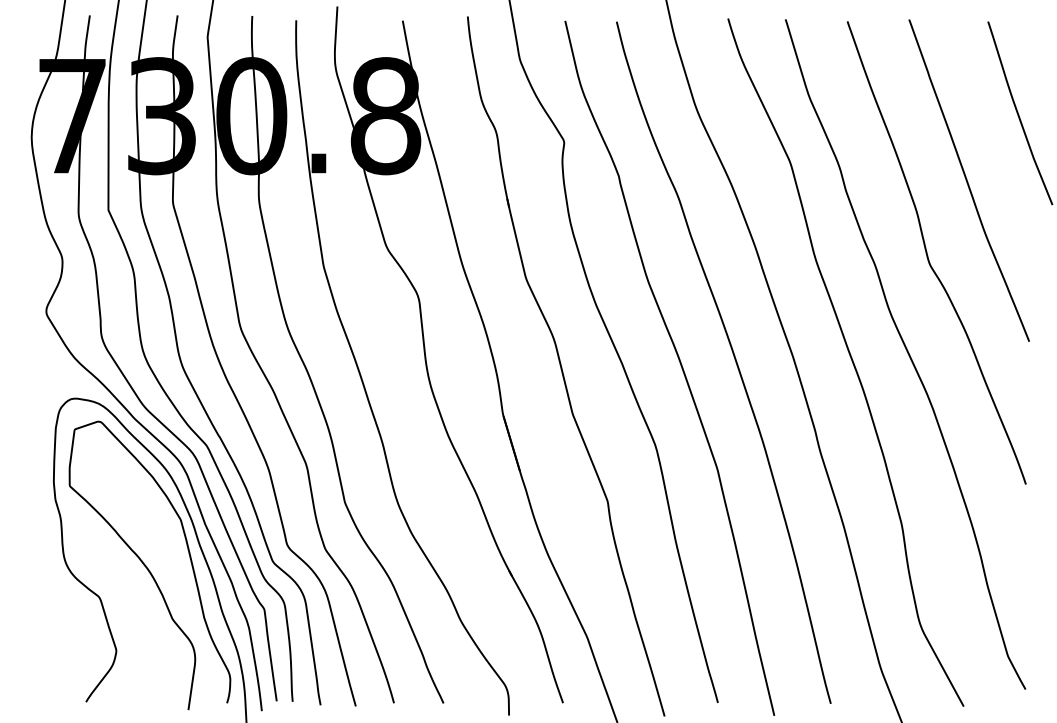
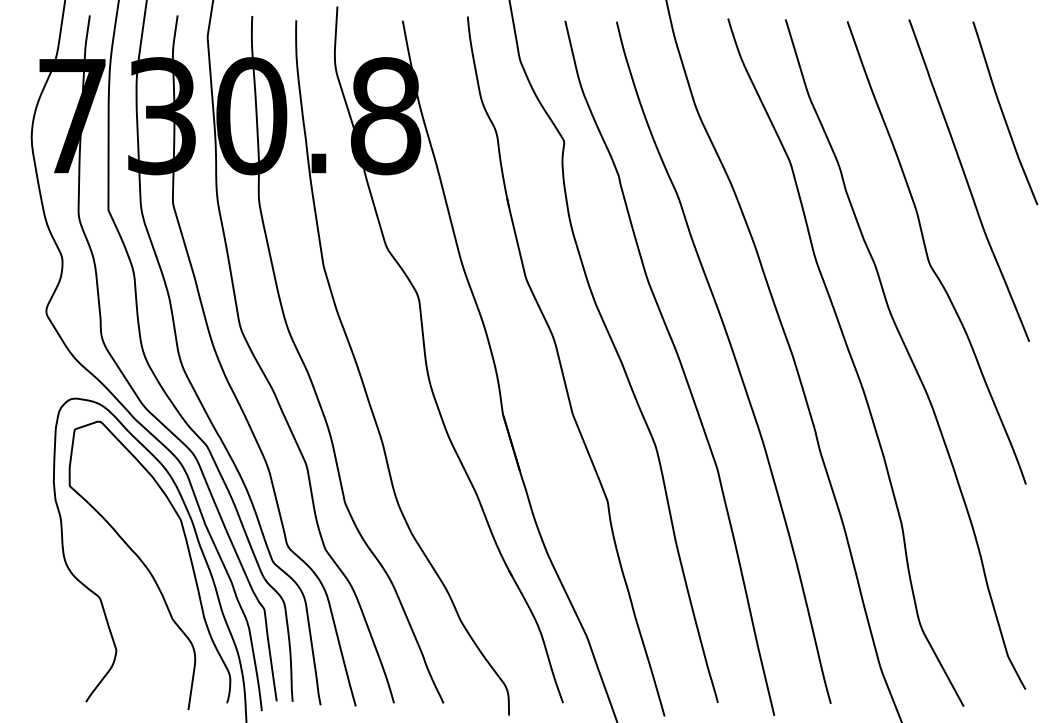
curve position: (1019, 114) -> (1004, 114) (1004, 114)
